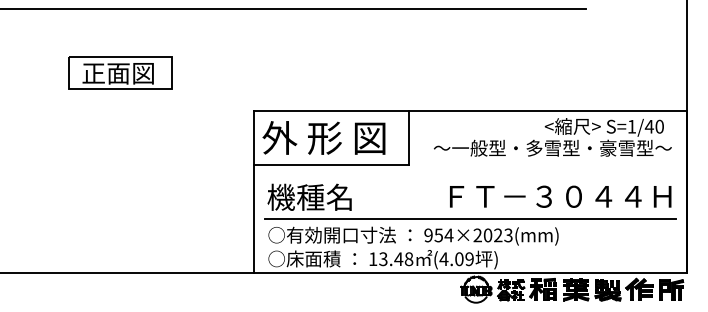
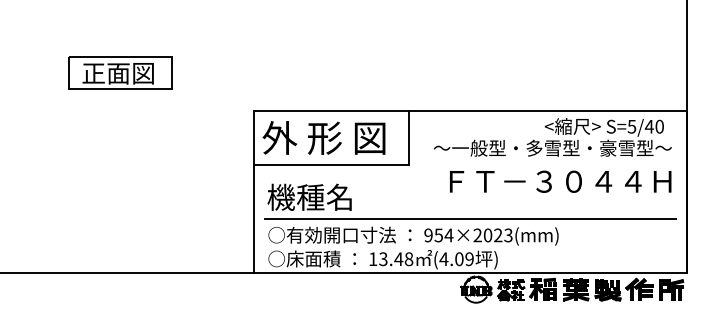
line: present -> none (294, 9)
text: S=1/40 -> S=5/40 (631, 126)
text position: (560, 196) -> (560, 181) (560, 181)
